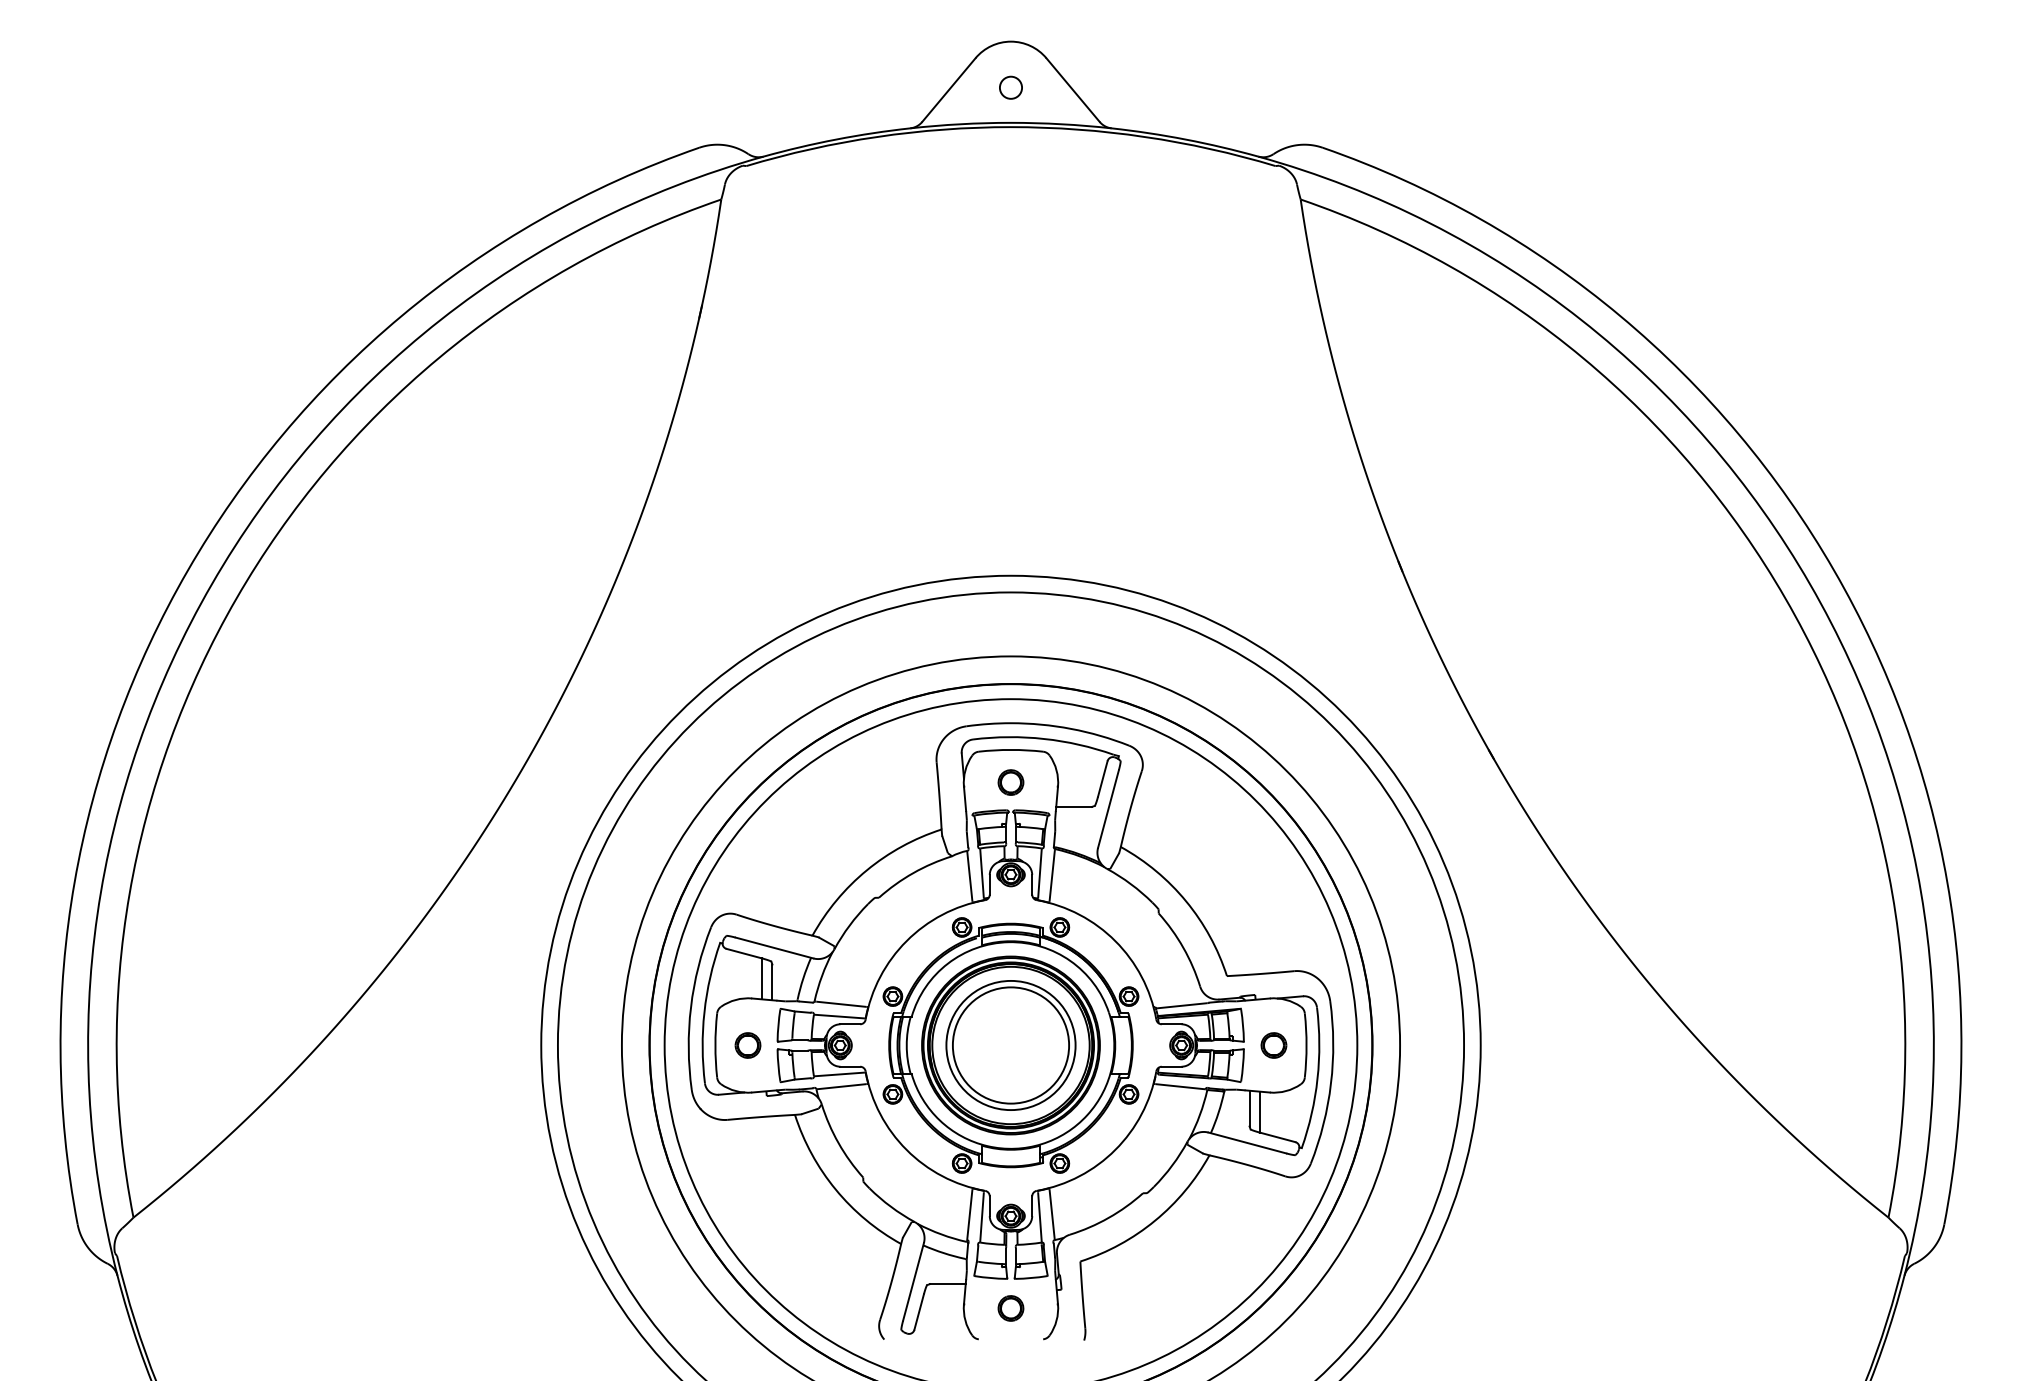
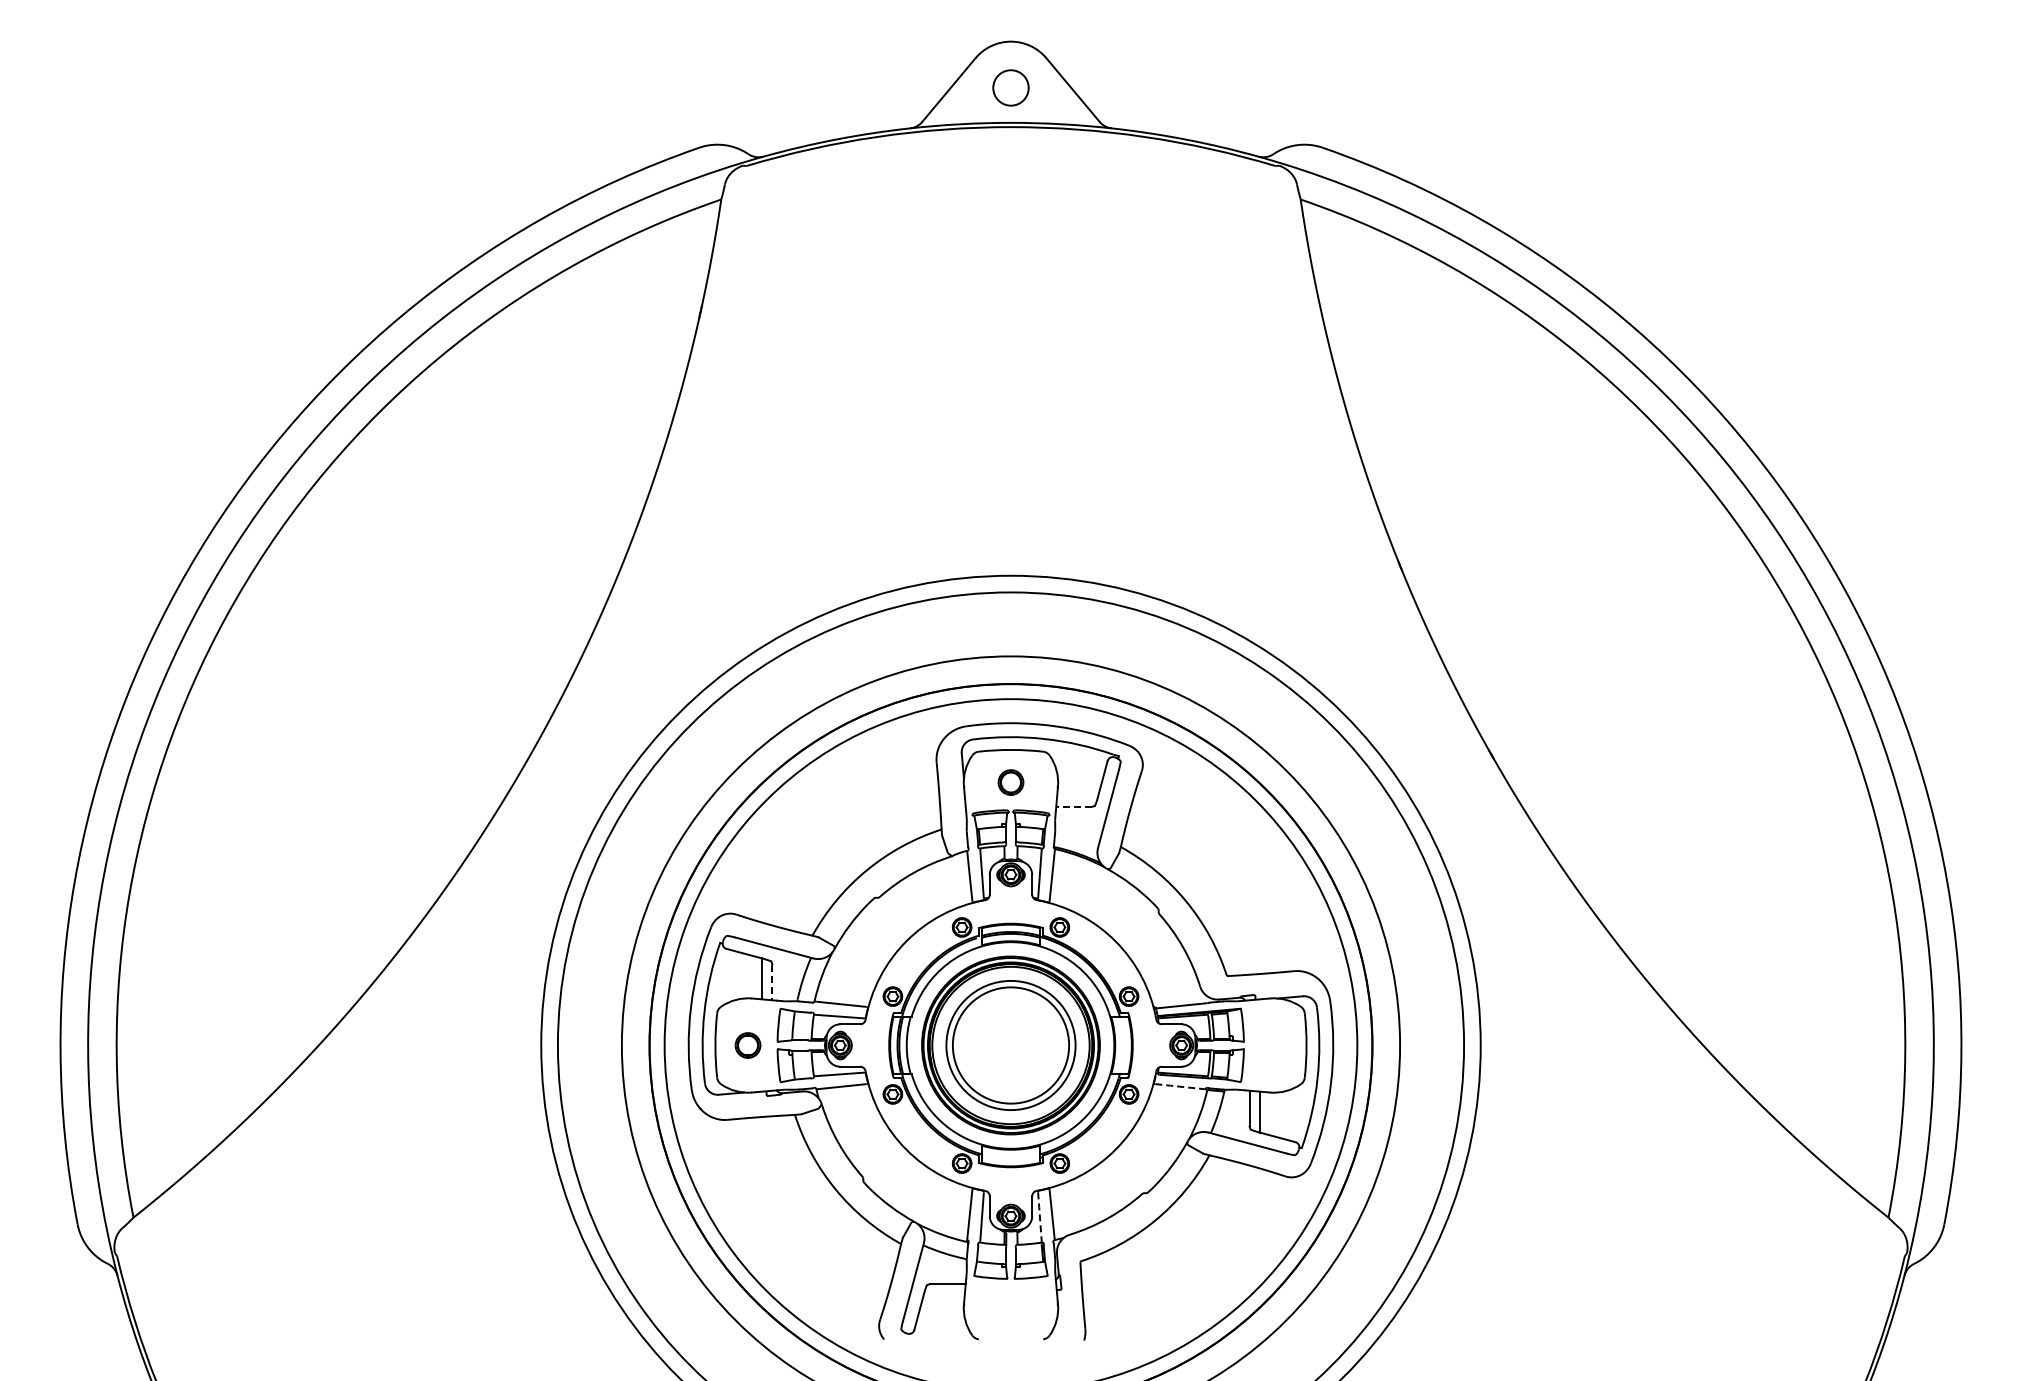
part size: 24x25 px -> 38x38 px (1010, 87)
line: solid -> dashed (1074, 806)
line: solid -> dashed (772, 982)
part: present -> none (1273, 1045)
line: solid -> dashed (1180, 1086)
line: solid -> dashed (1039, 1217)
part: present -> none (1010, 1308)
